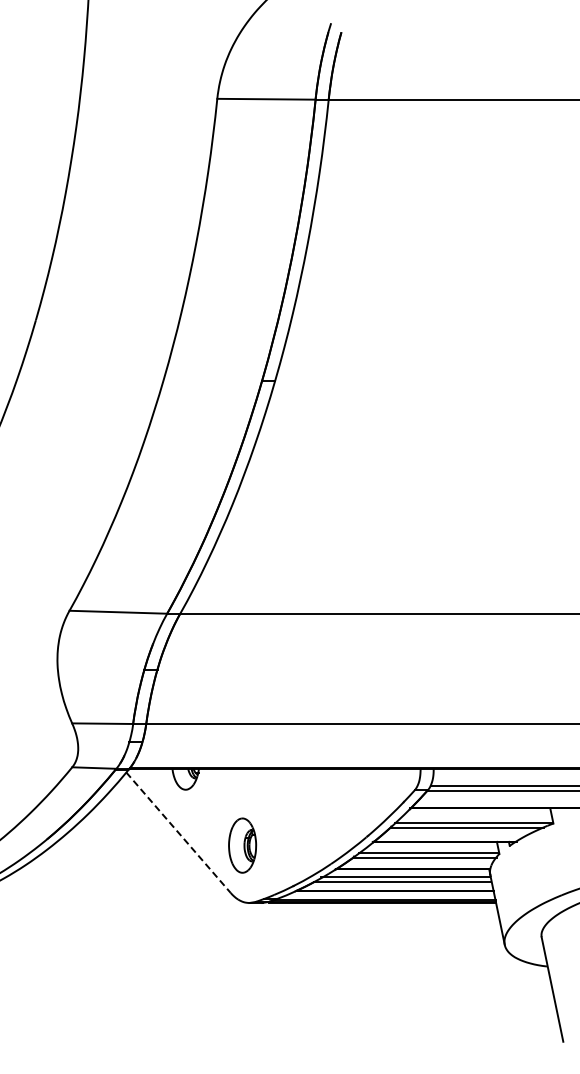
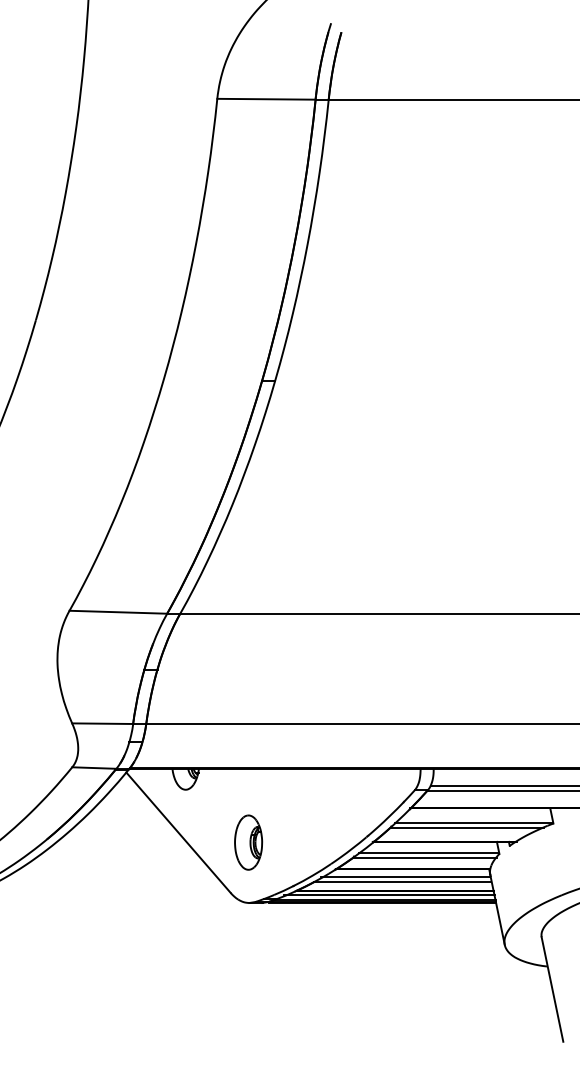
line: dashed -> solid (178, 832)
part position: (242, 845) -> (248, 842) (248, 842)
line: none -> present (389, 895)
